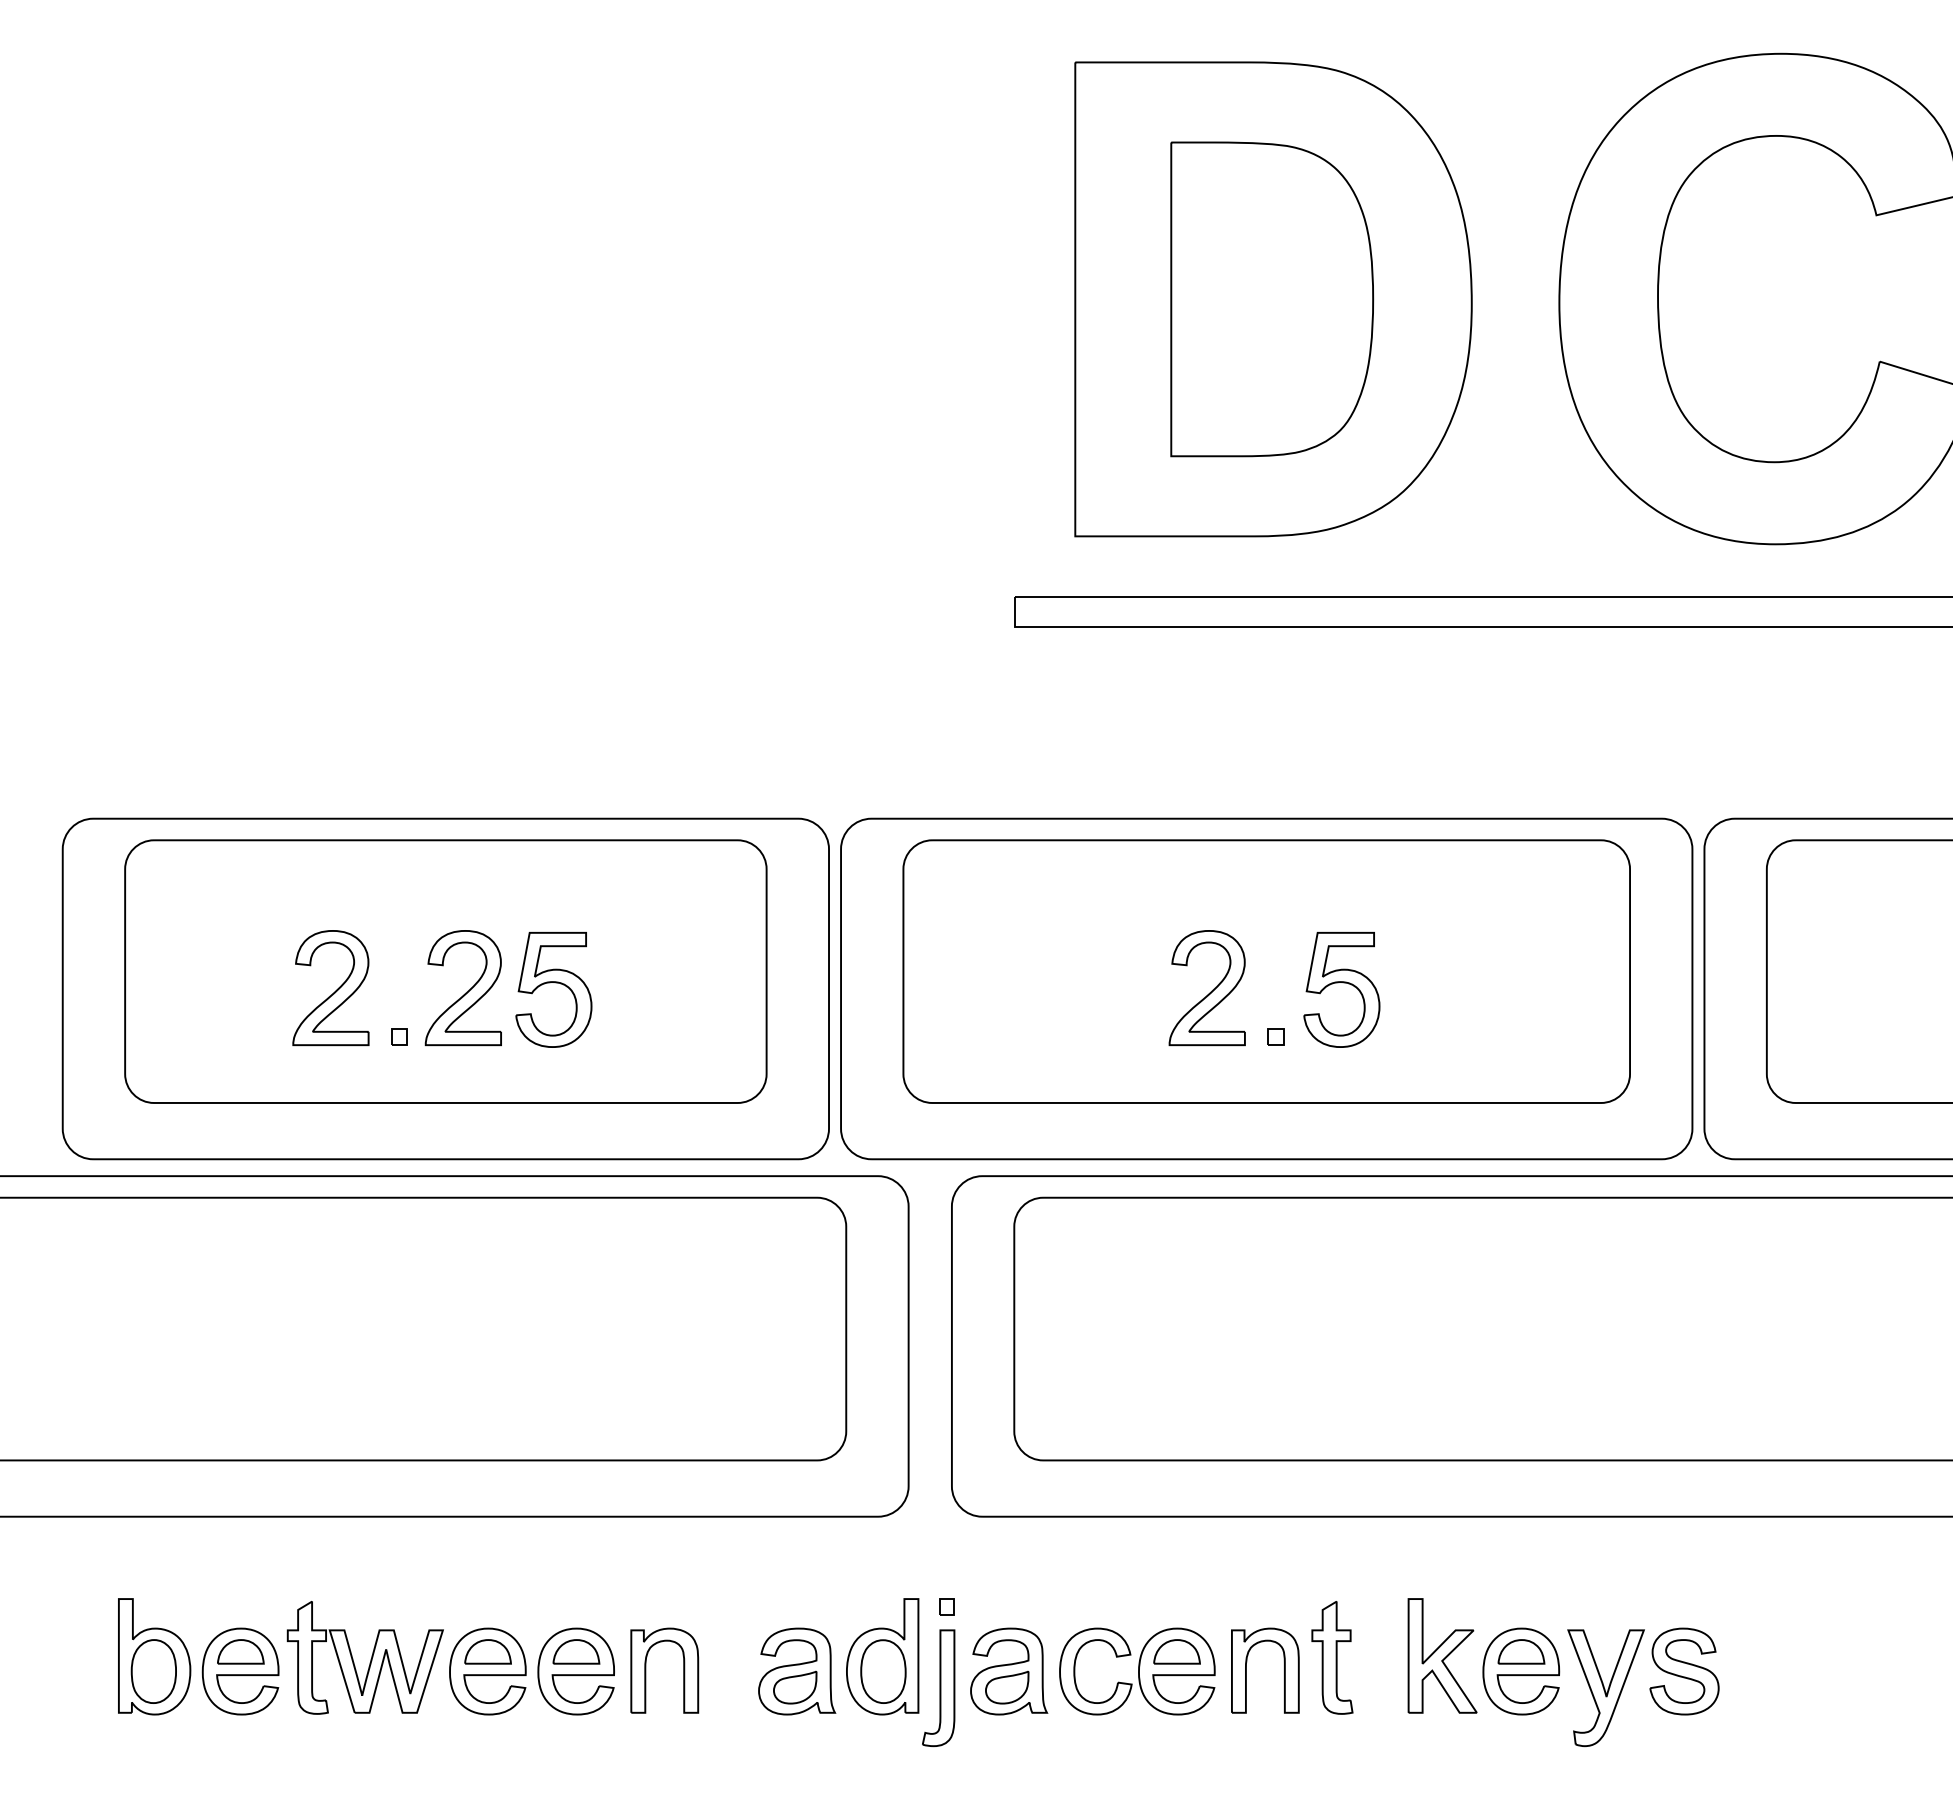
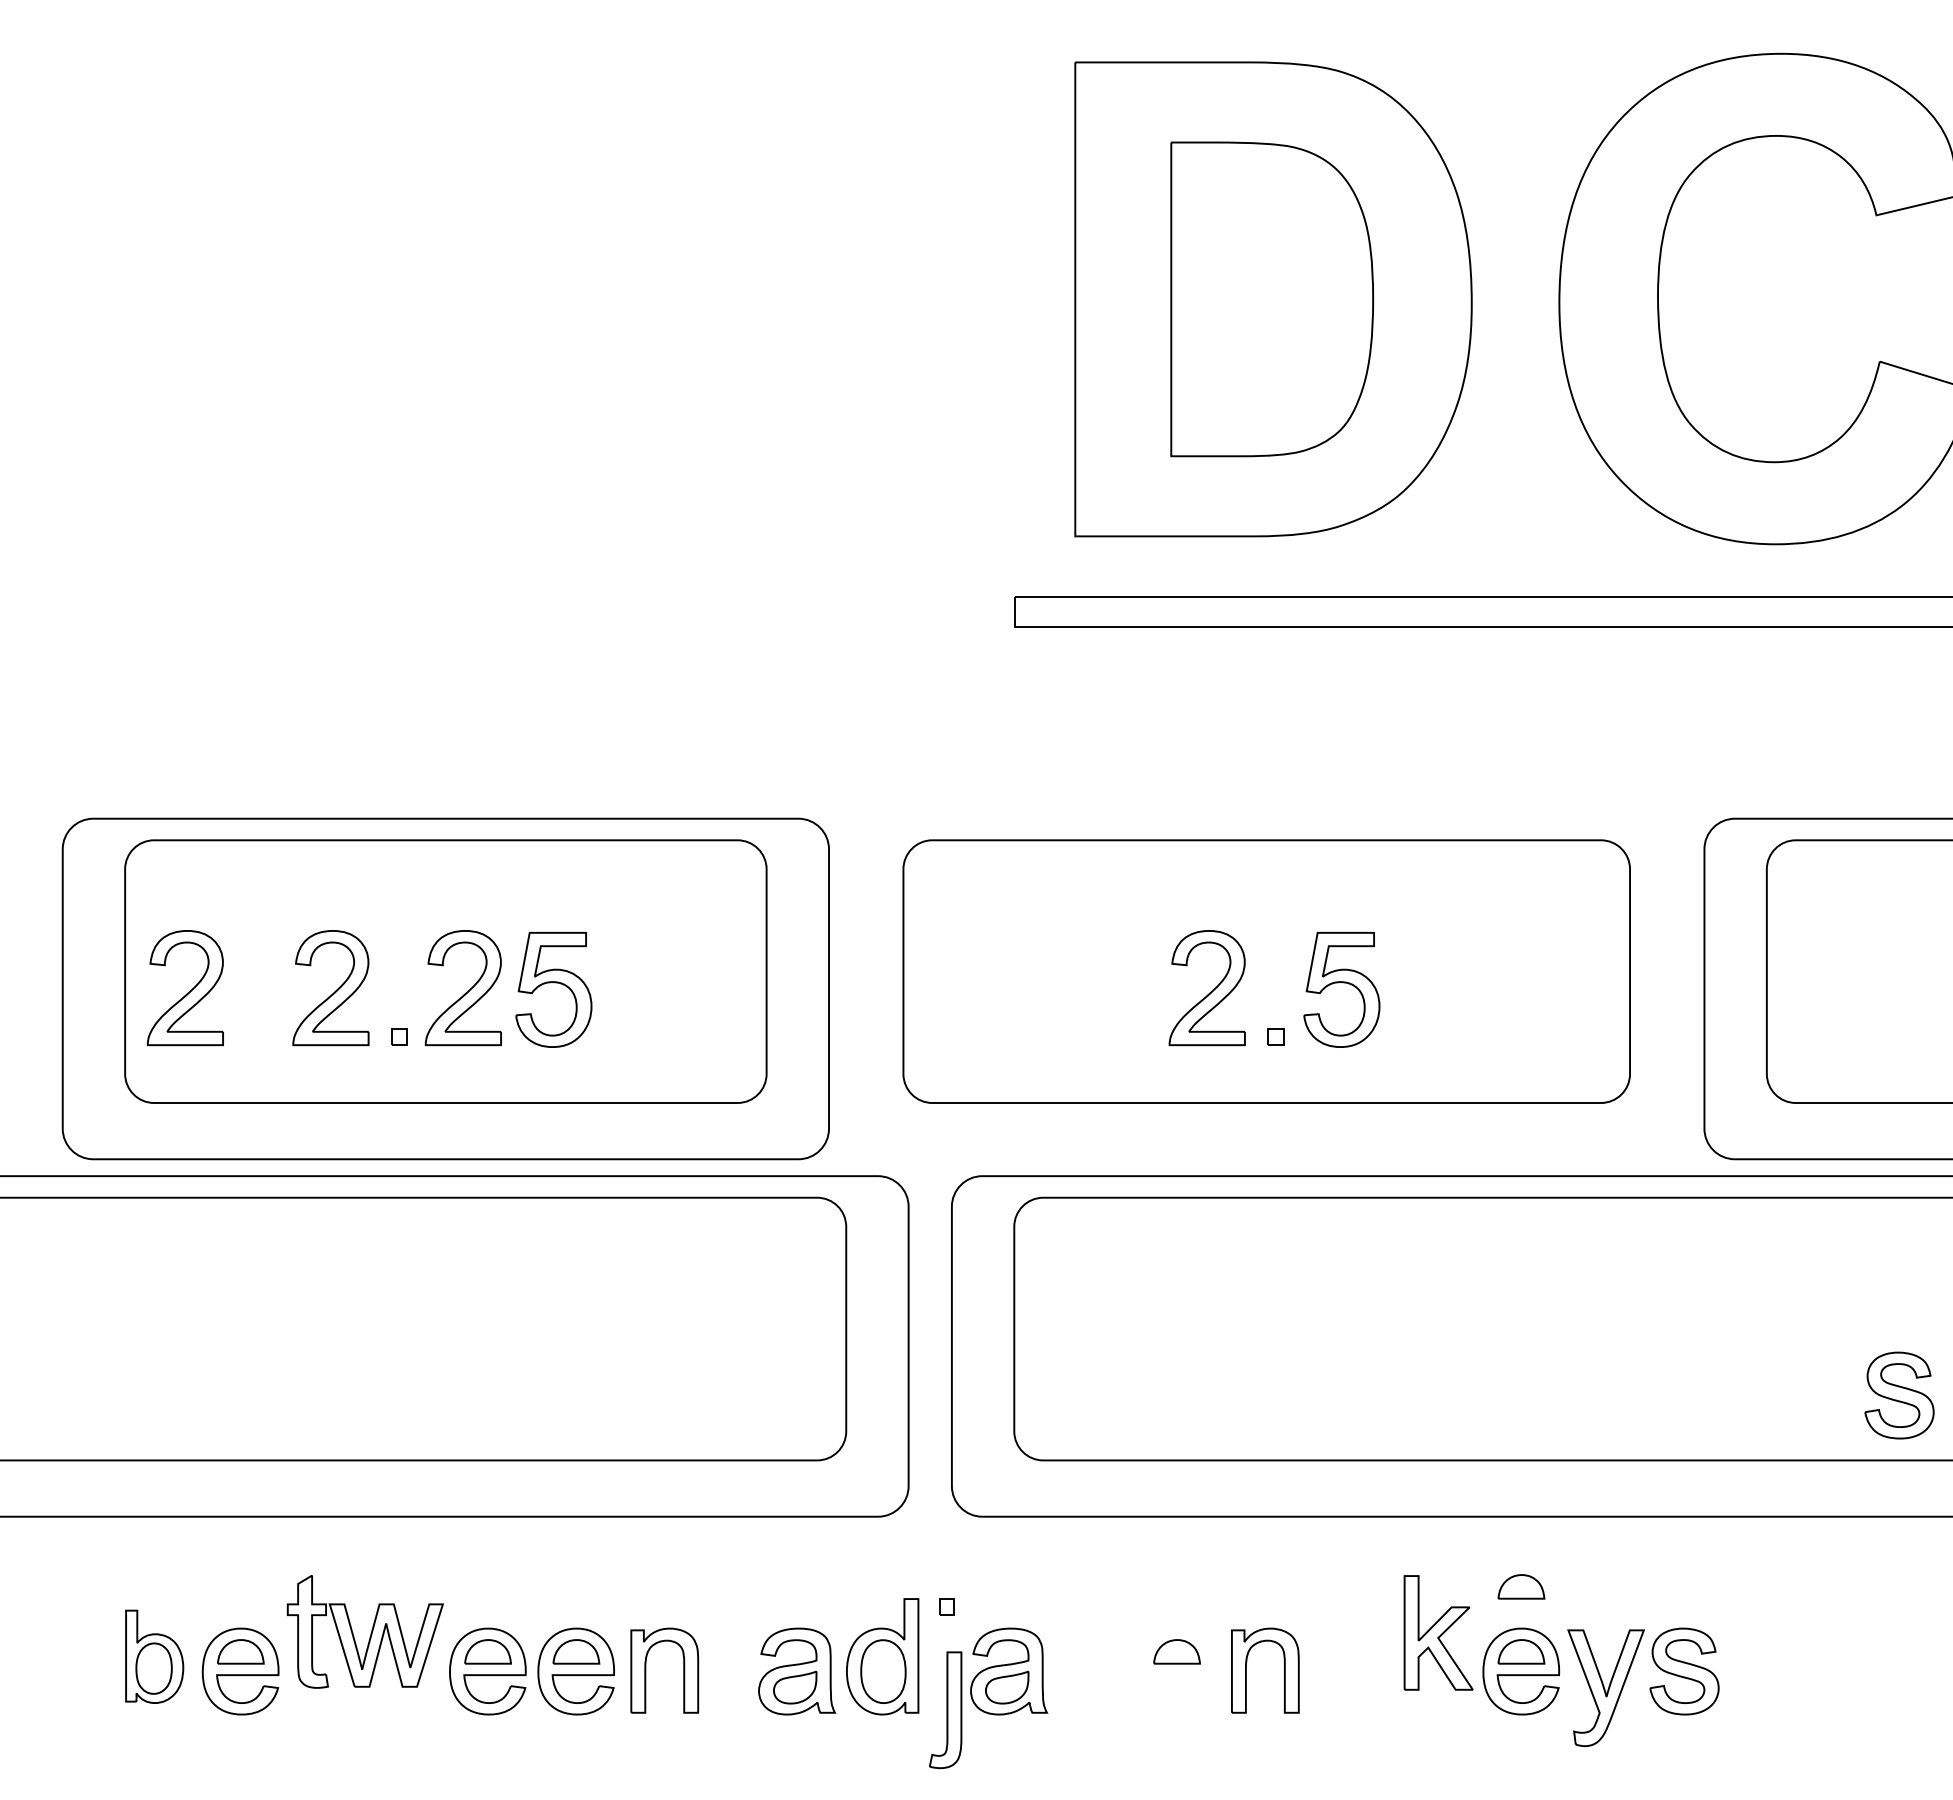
part: none -> present (184, 988)
part: present -> none (1266, 988)
part: none -> present (1899, 1395)
part: none -> present (1521, 1586)
part position: (1442, 1655) -> (1438, 1632) (1438, 1632)
part size: 74x118 px -> 60x95 px (154, 1656)
part: present -> none (1332, 1657)
part position: (370, 1659) -> (370, 1633) (370, 1633)
part: present -> none (1137, 1671)
part position: (938, 1688) -> (945, 1710) (945, 1710)
